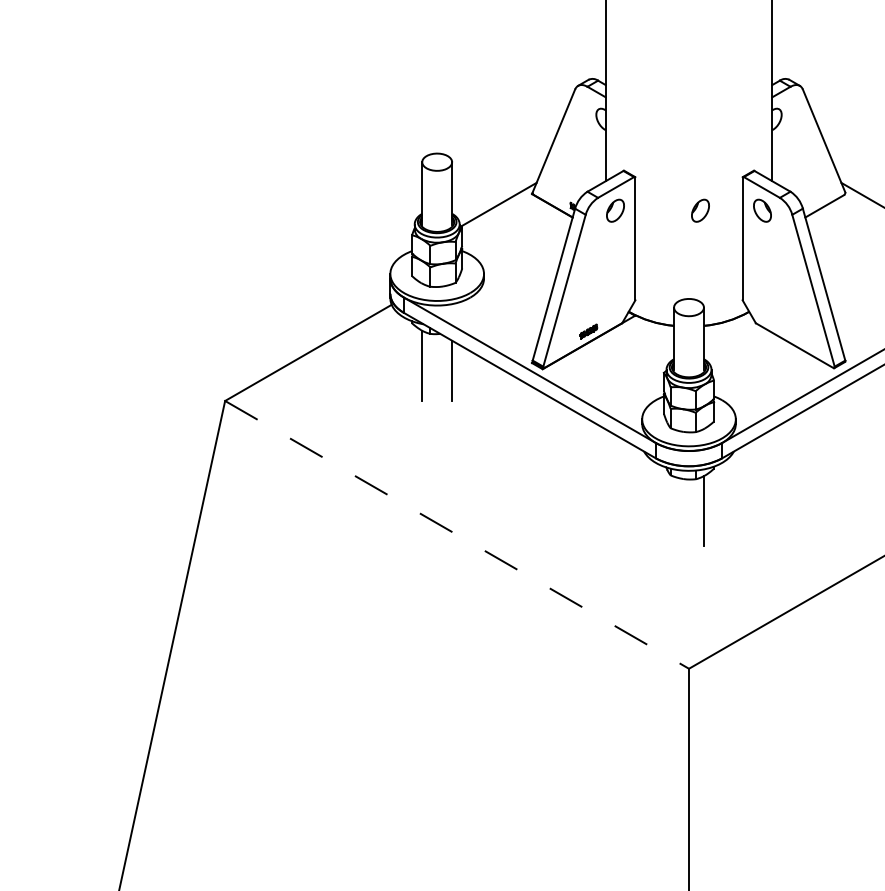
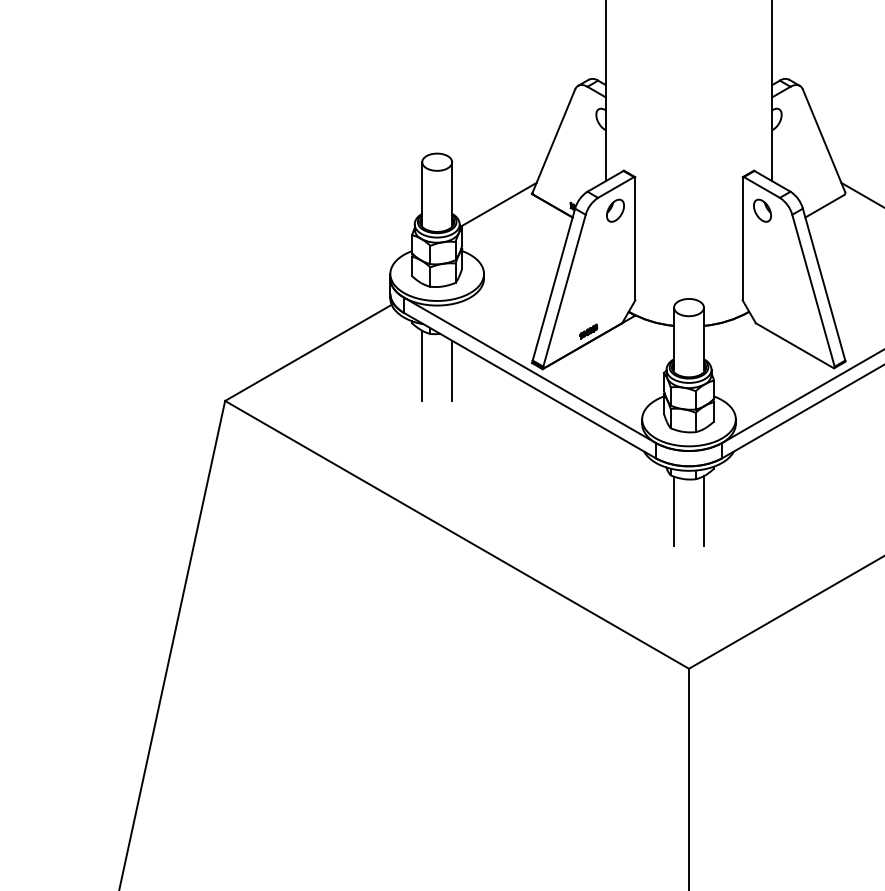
part: present -> none (700, 210)
line: none -> present (674, 511)
line: dashed -> solid (457, 534)
